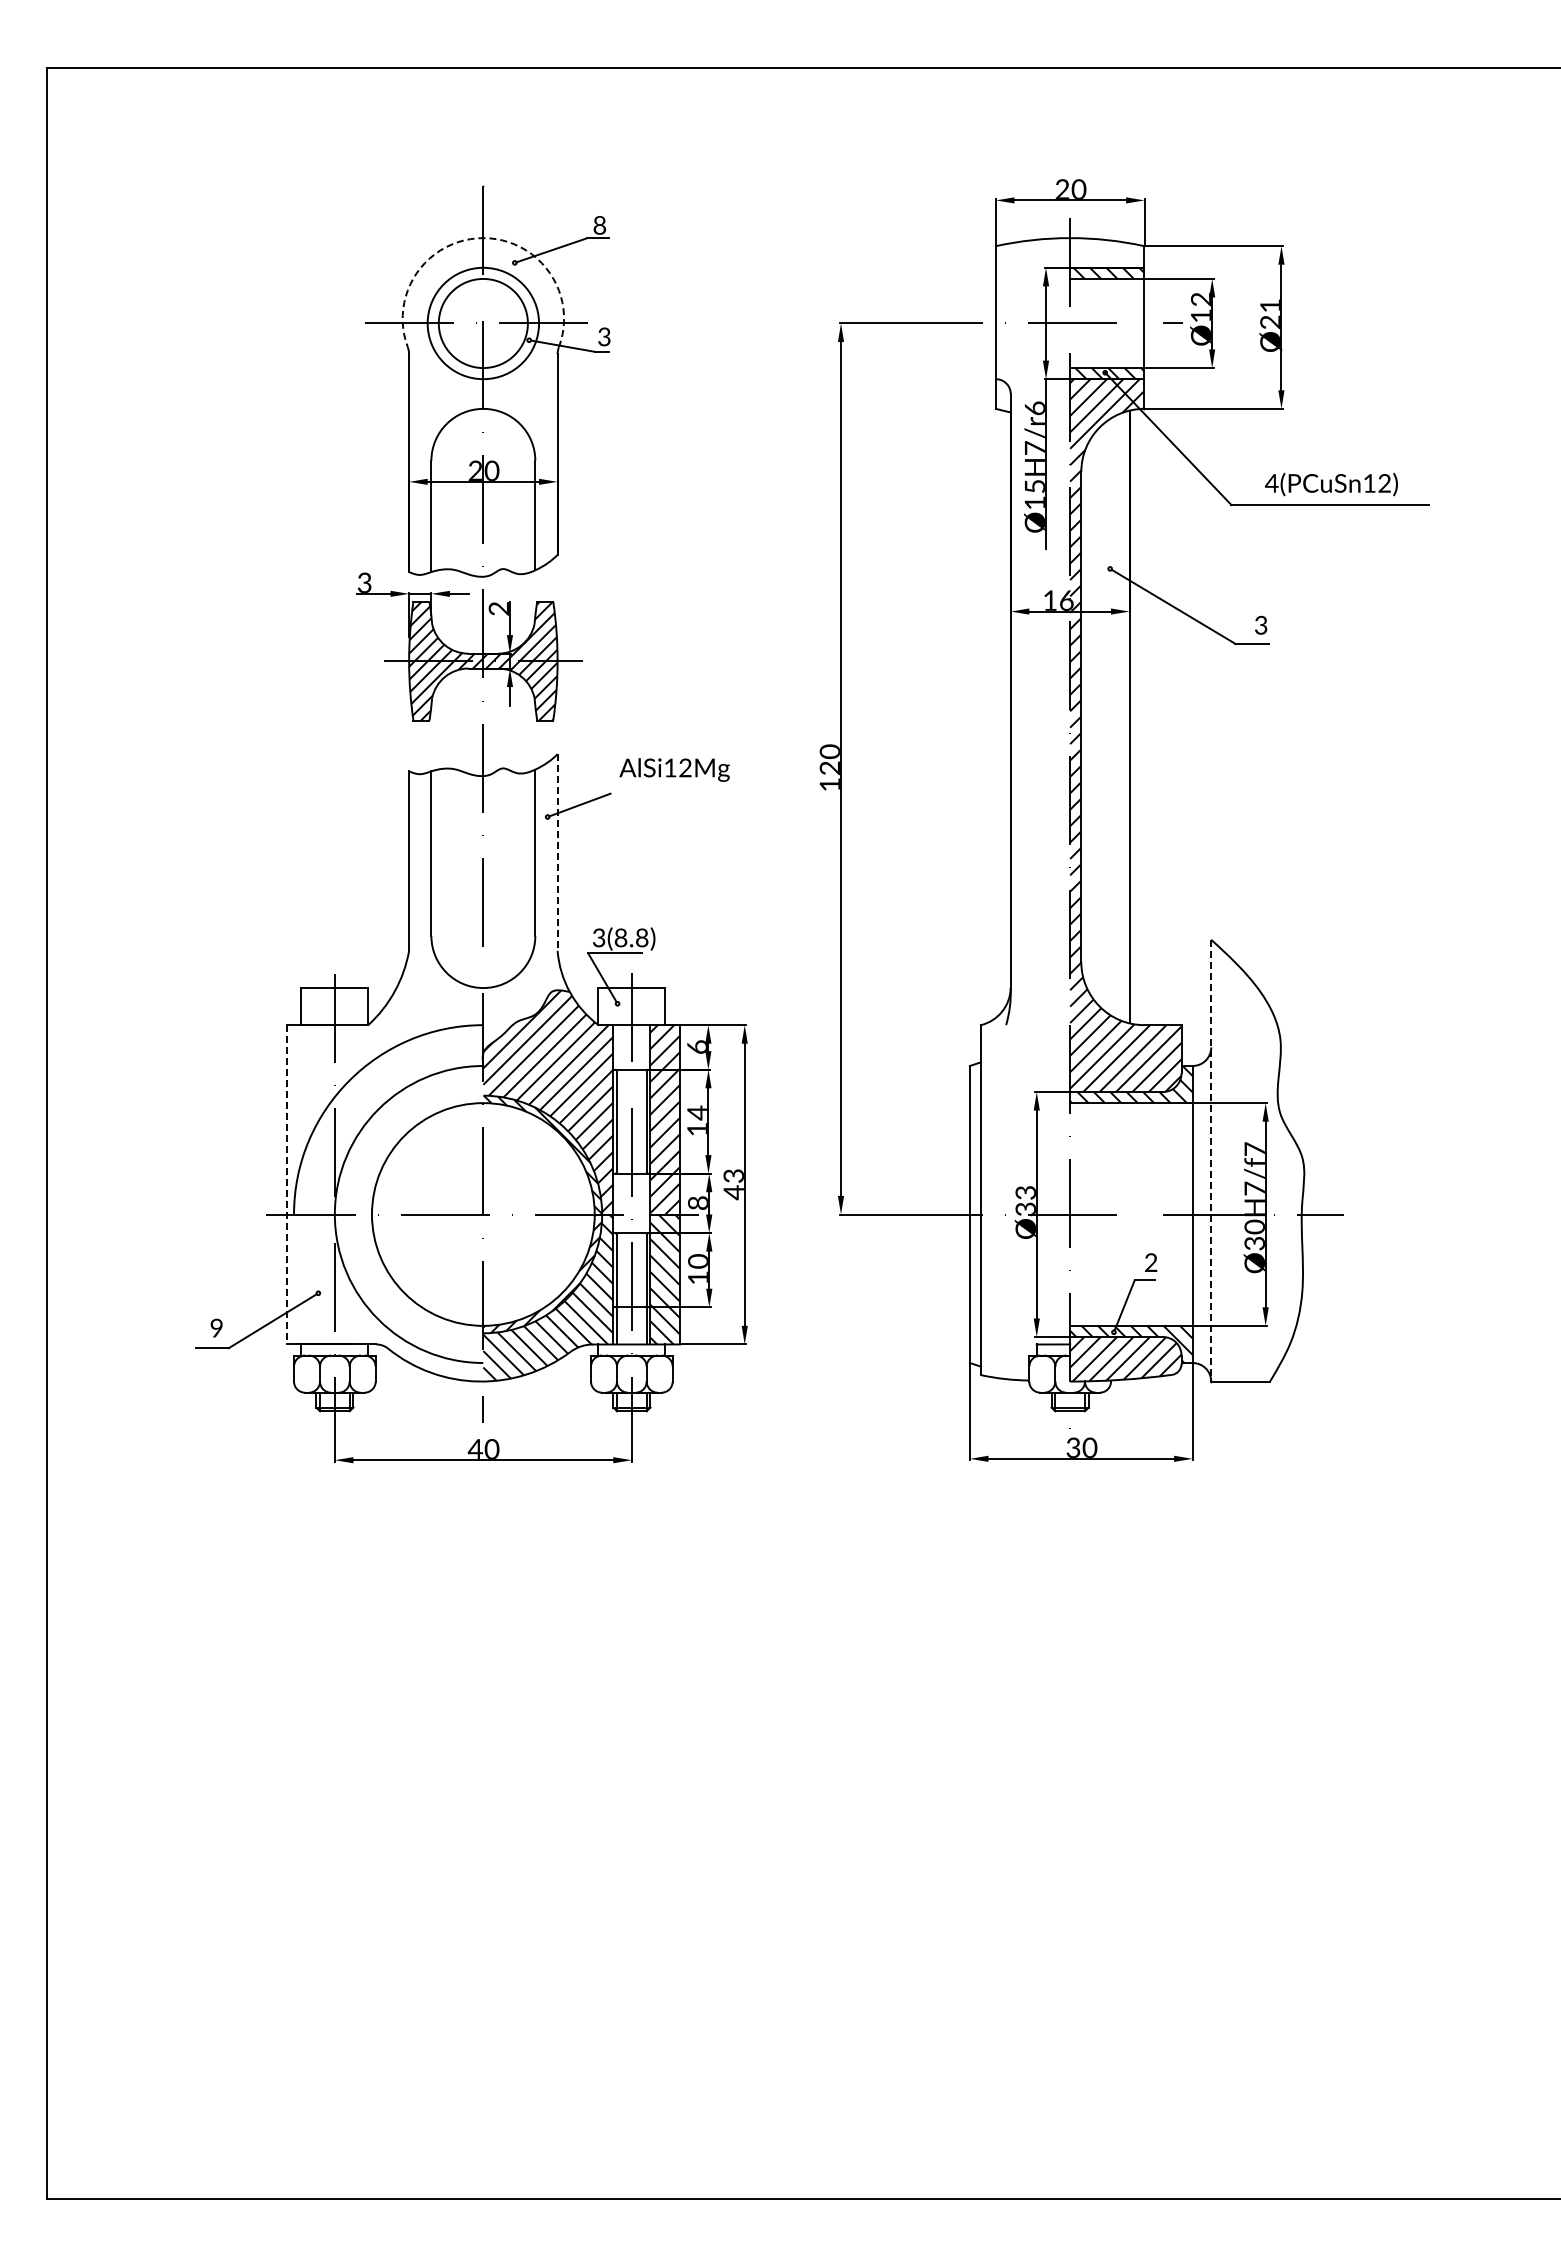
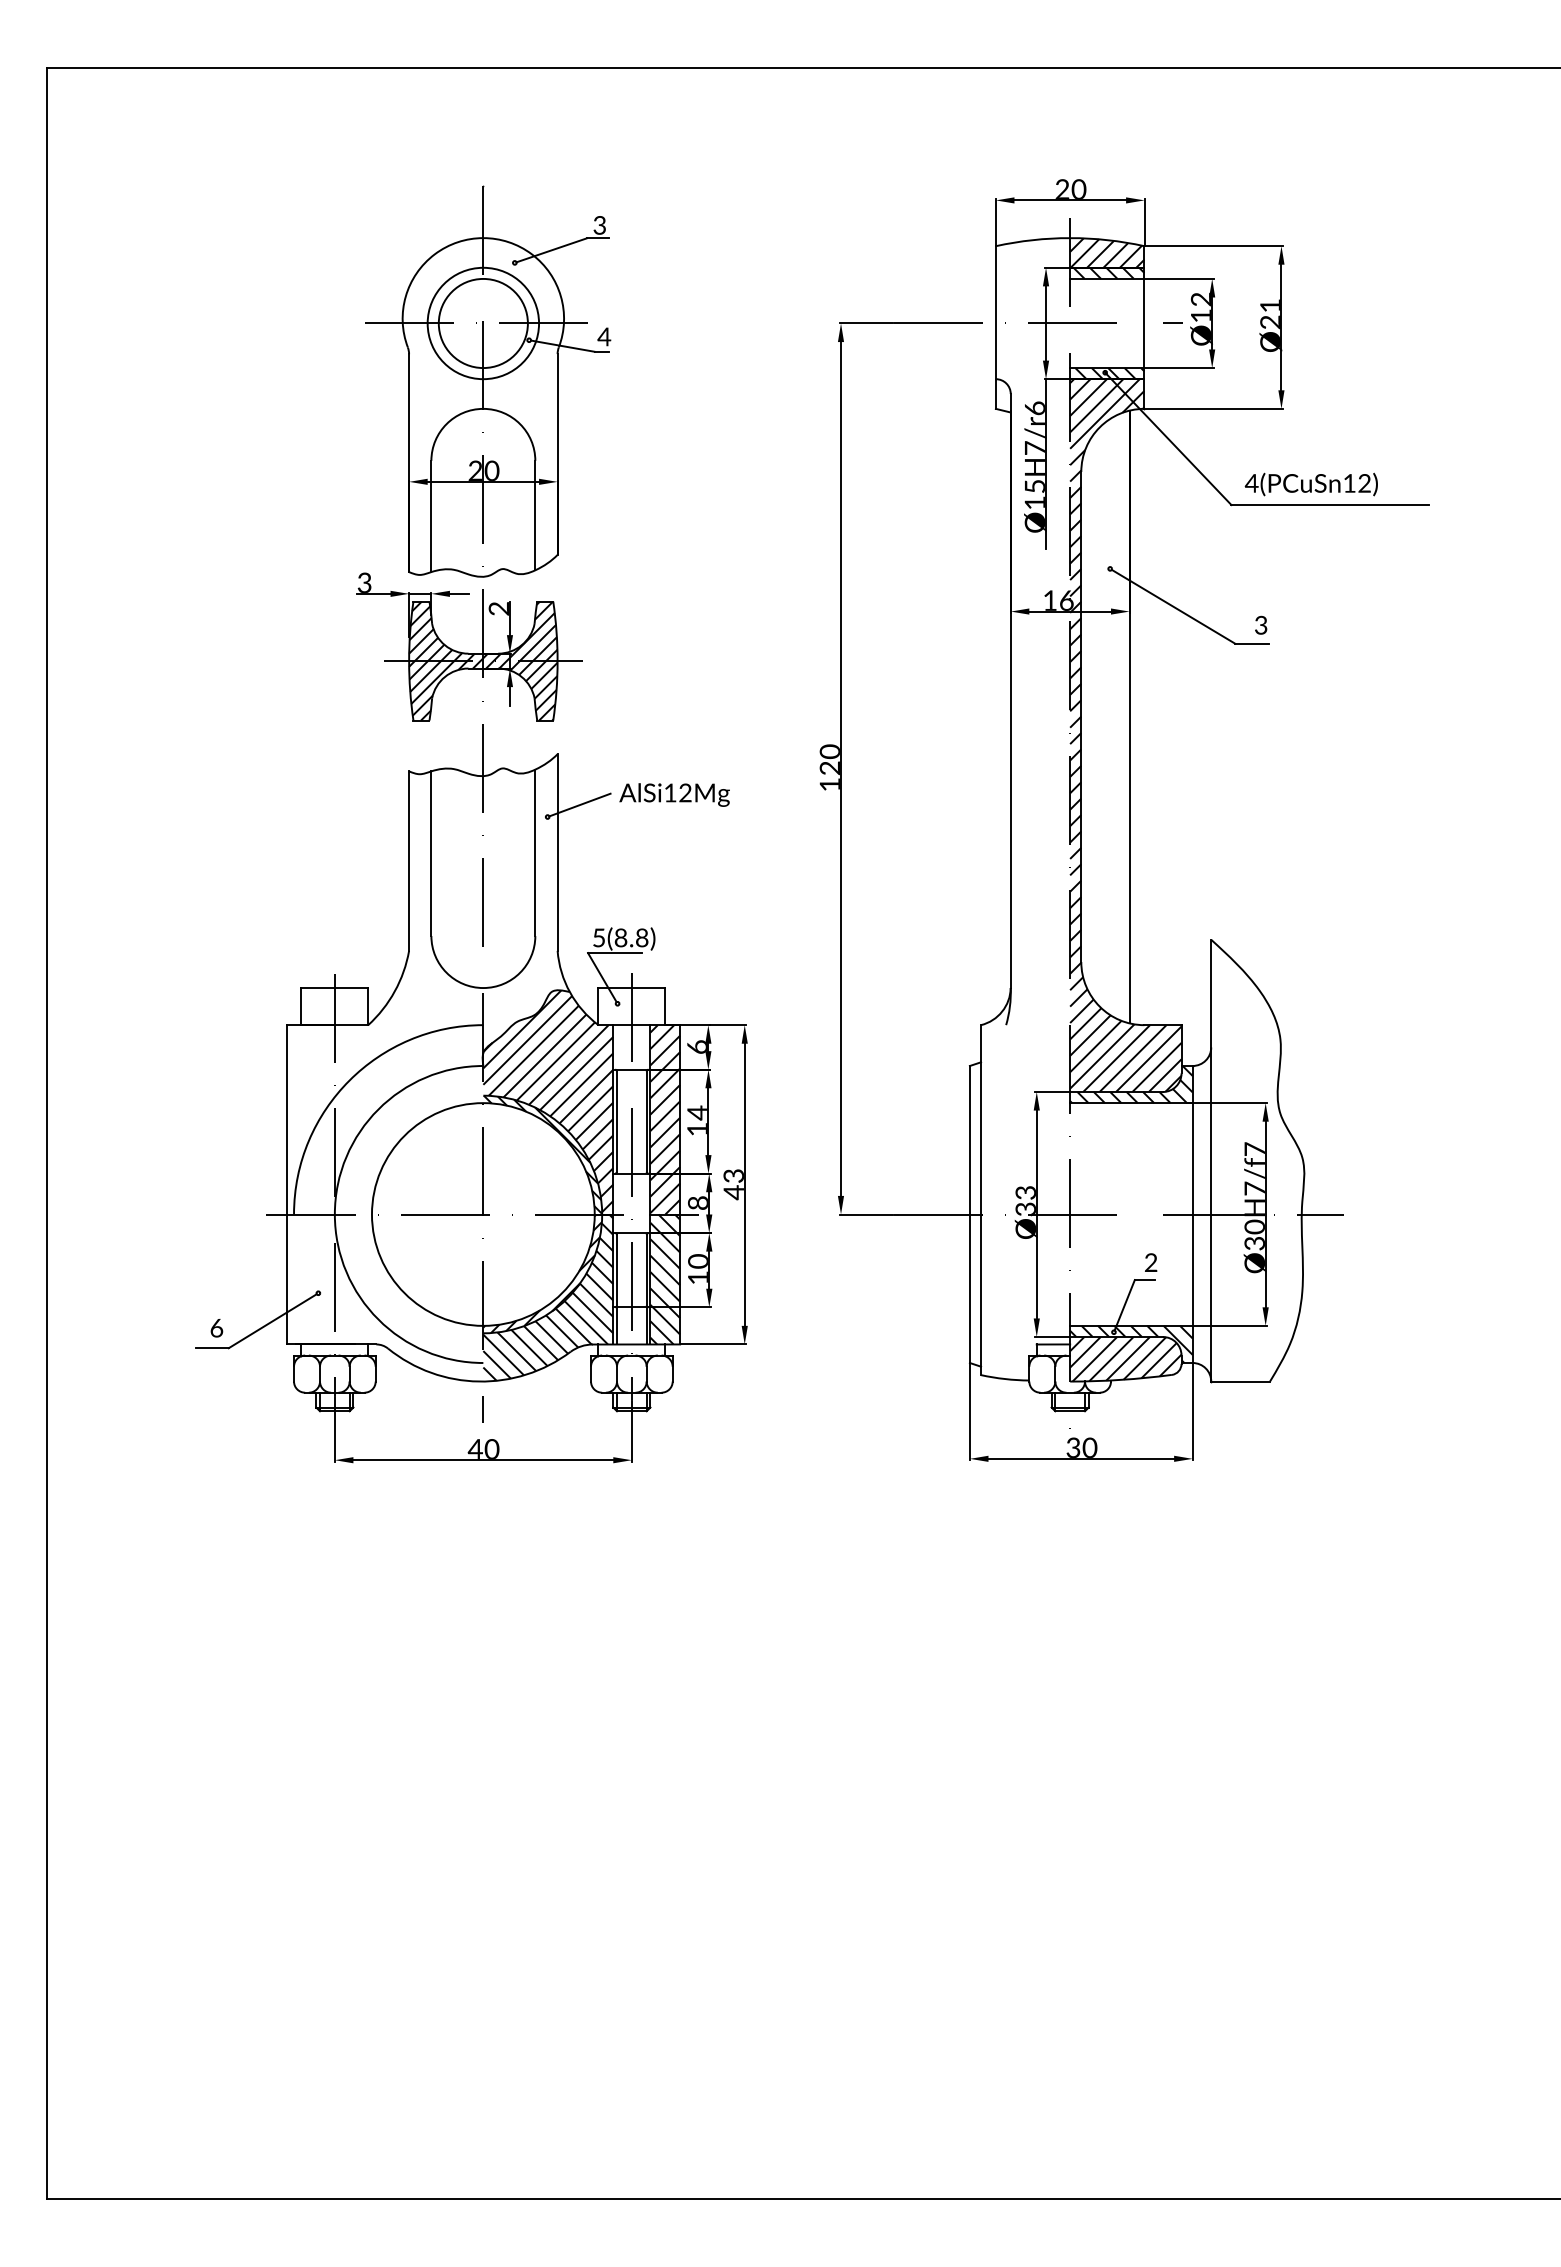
text: 8 -> 3 (599, 225)
arc: dashed -> solid (483, 238)
hatch: none -> present (1107, 252)
text: 3 -> 4 (604, 336)
text position: (1330, 484) -> (1310, 484) (1310, 484)
text position: (674, 769) -> (674, 794) (674, 794)
line: dashed -> solid (557, 853)
text: 3(8.8) -> 5(8.8) (599, 937)
line: dashed -> solid (1211, 1160)
line: dashed -> solid (286, 1184)
text: 9 -> 6 (216, 1327)
